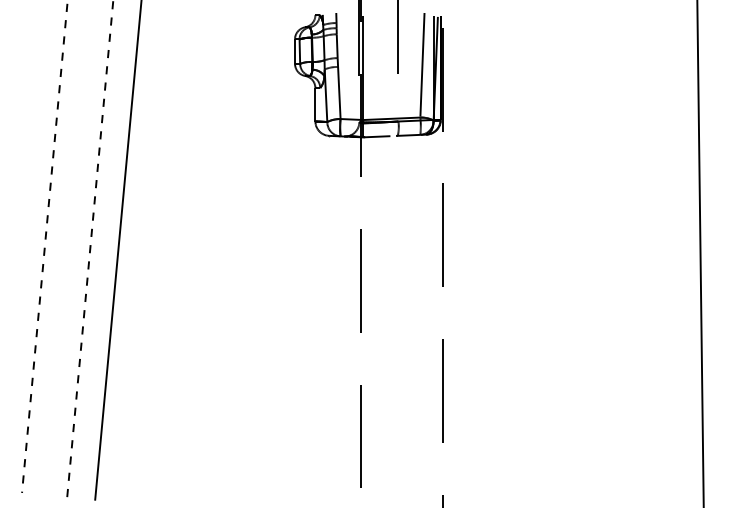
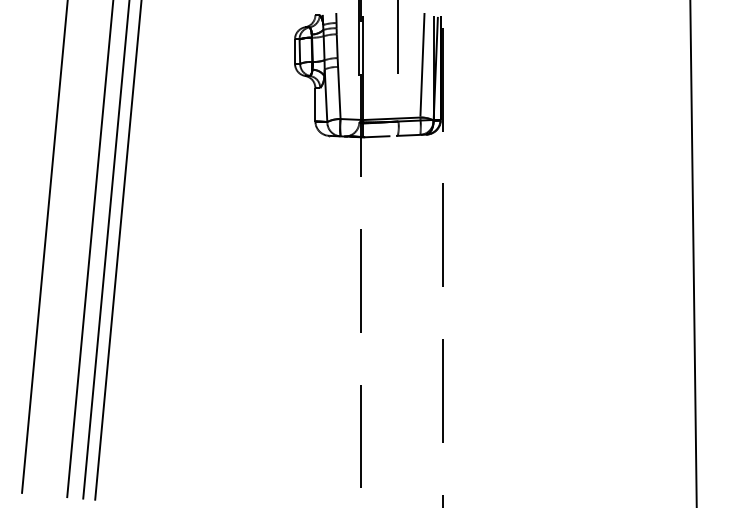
line: dashed -> solid (44, 247)
line: dashed -> solid (90, 248)
line: none -> present (106, 250)
line position: (700, 253) -> (693, 253) (693, 253)
